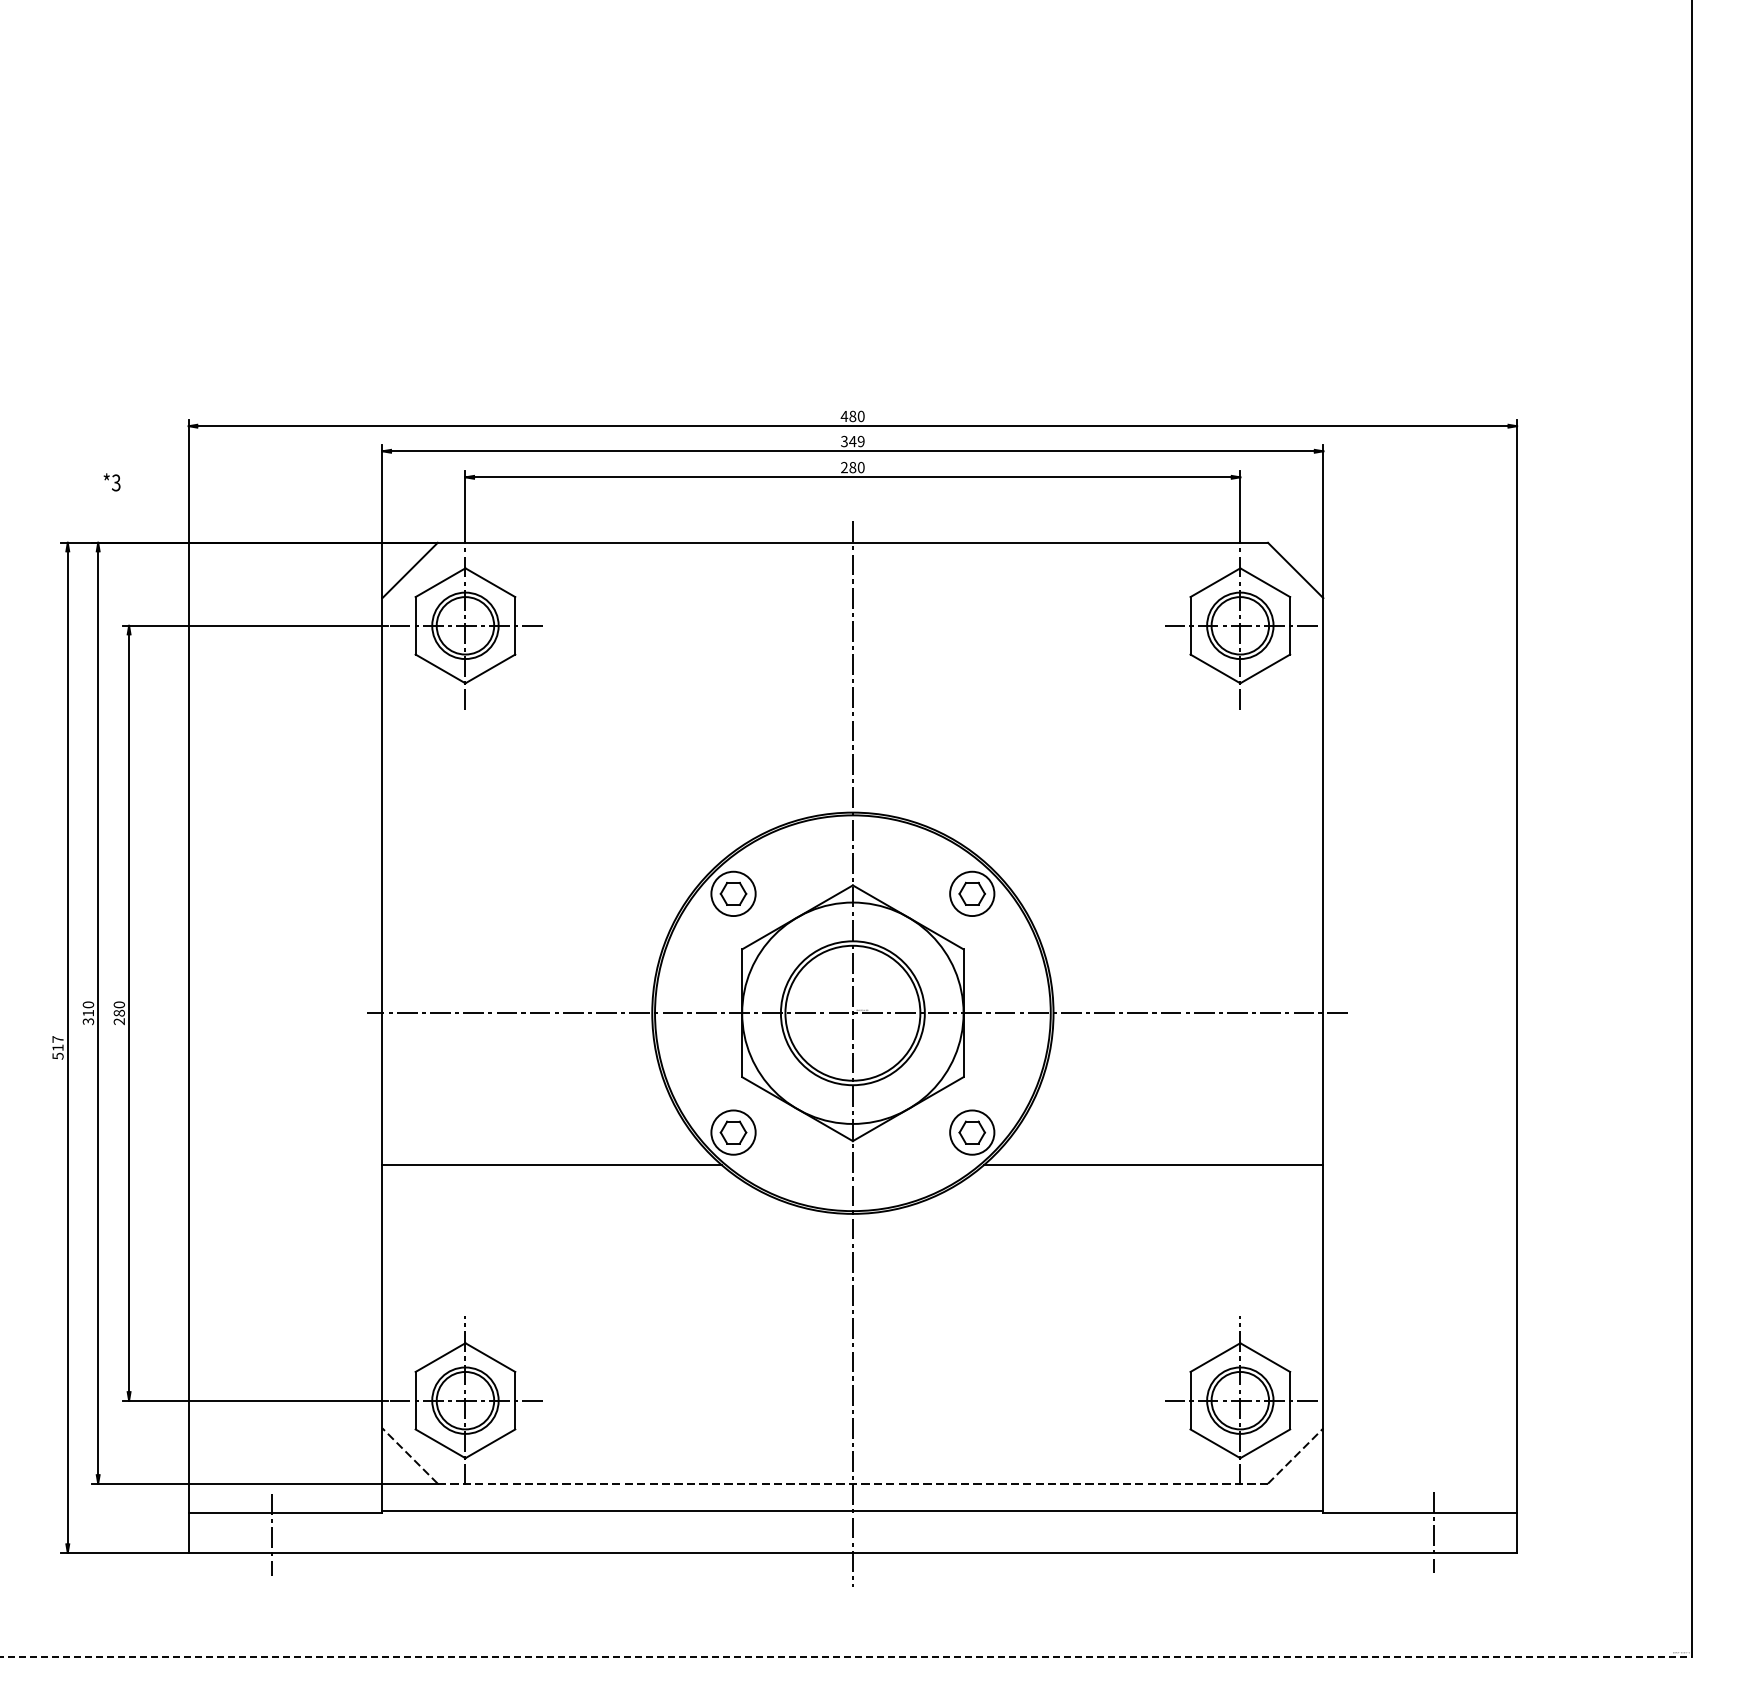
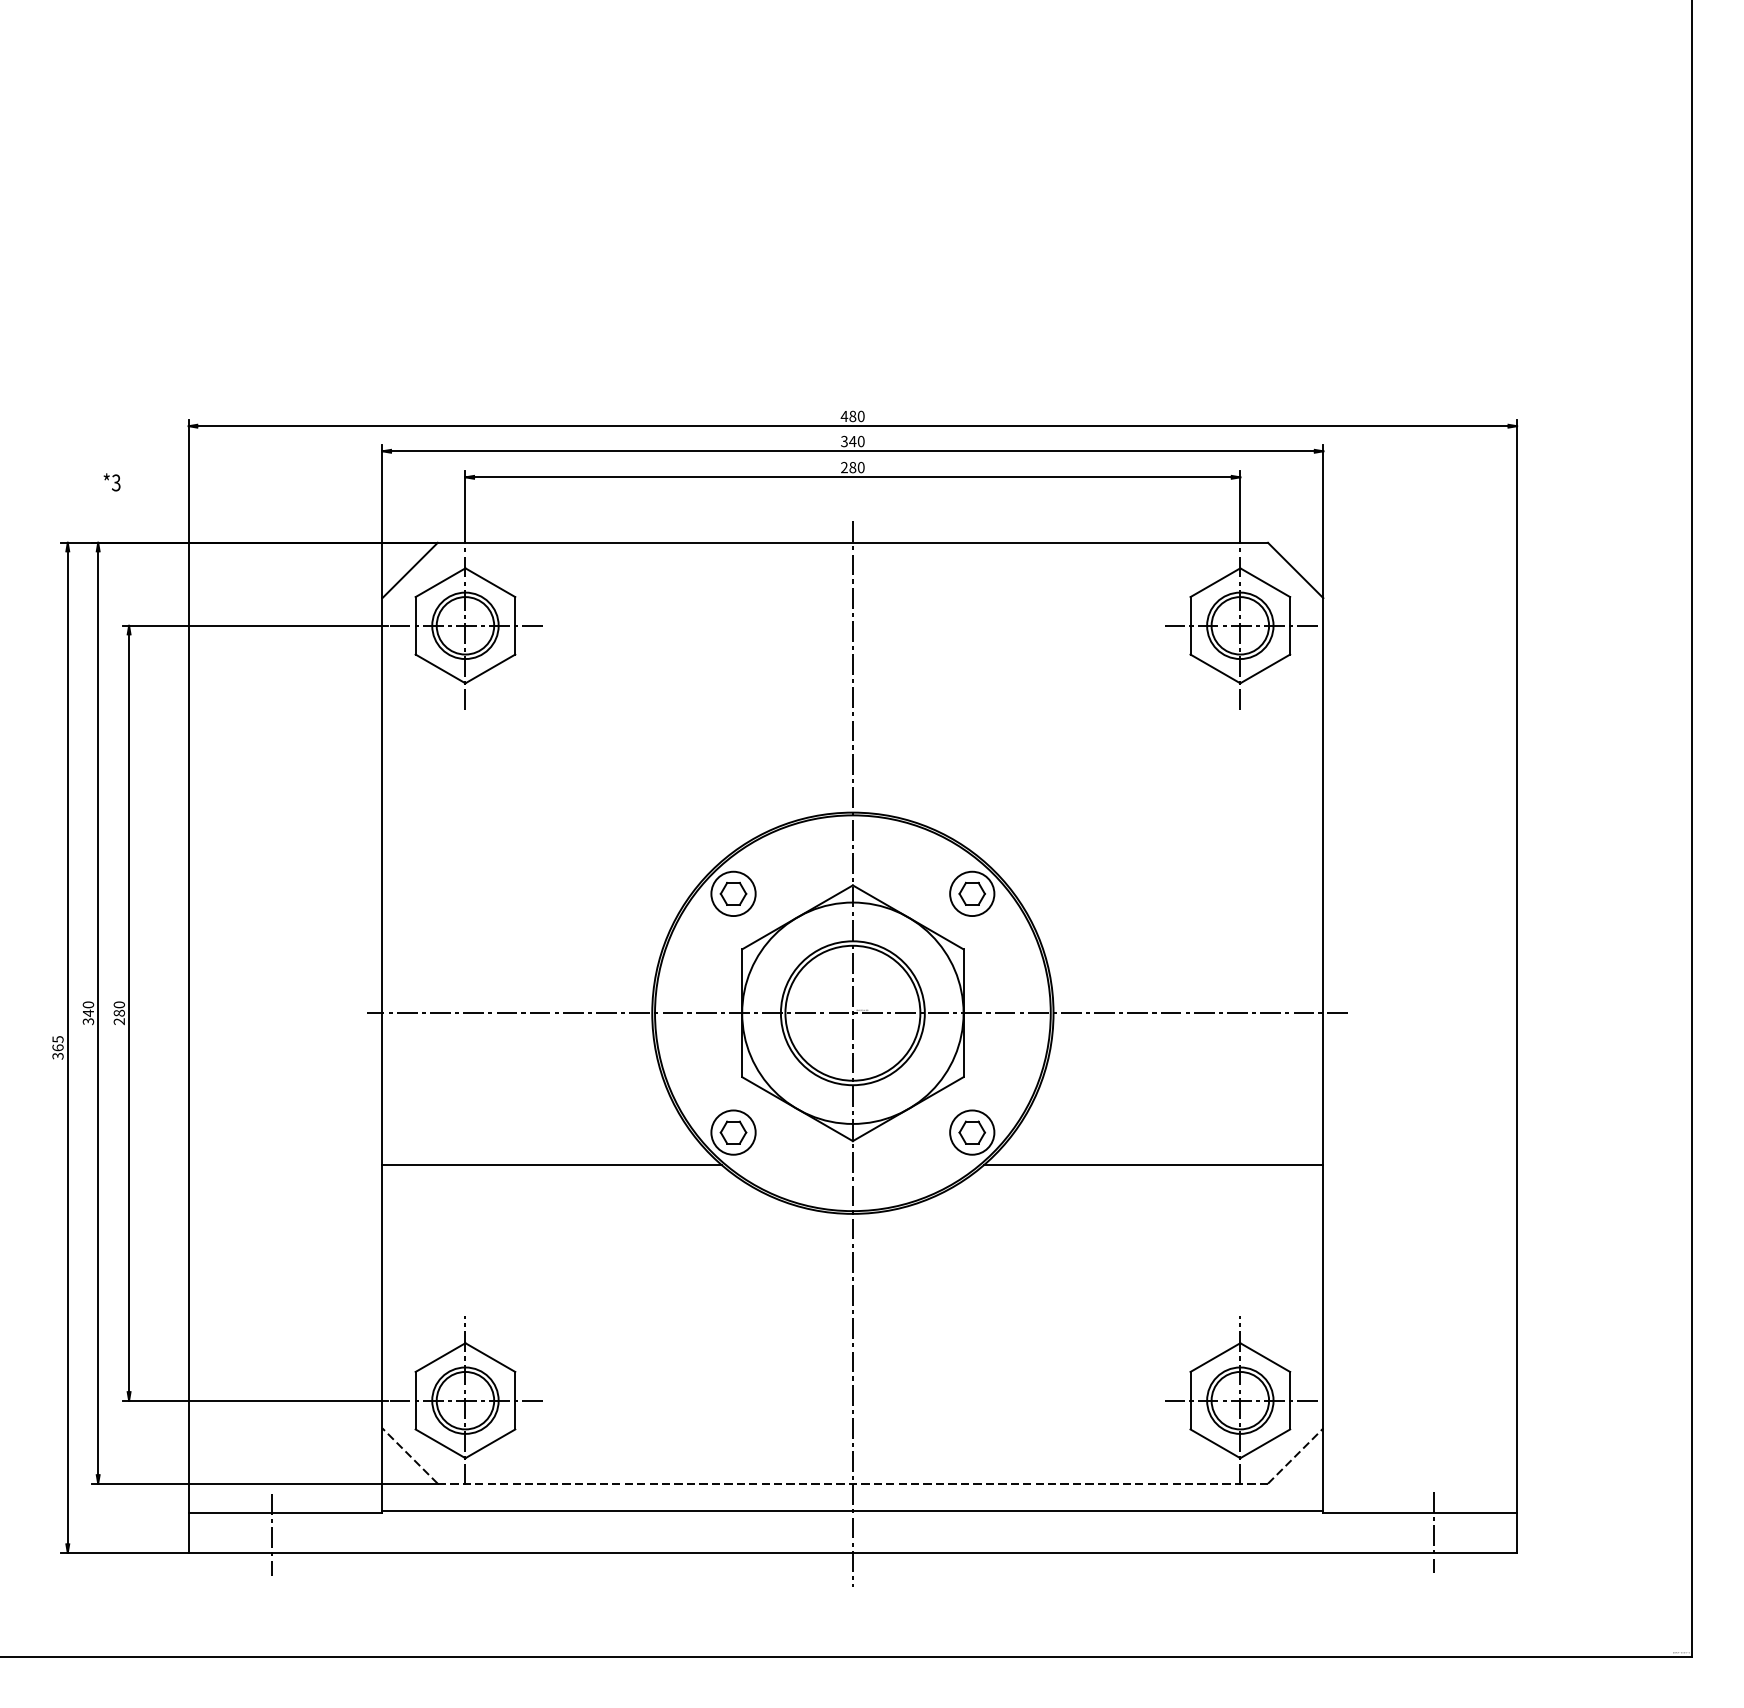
text: 349 -> 340 (860, 441)
text: 310 -> 340 (88, 1013)
text: 517 -> 365 (57, 1047)
line: dashed -> solid (846, 1656)
